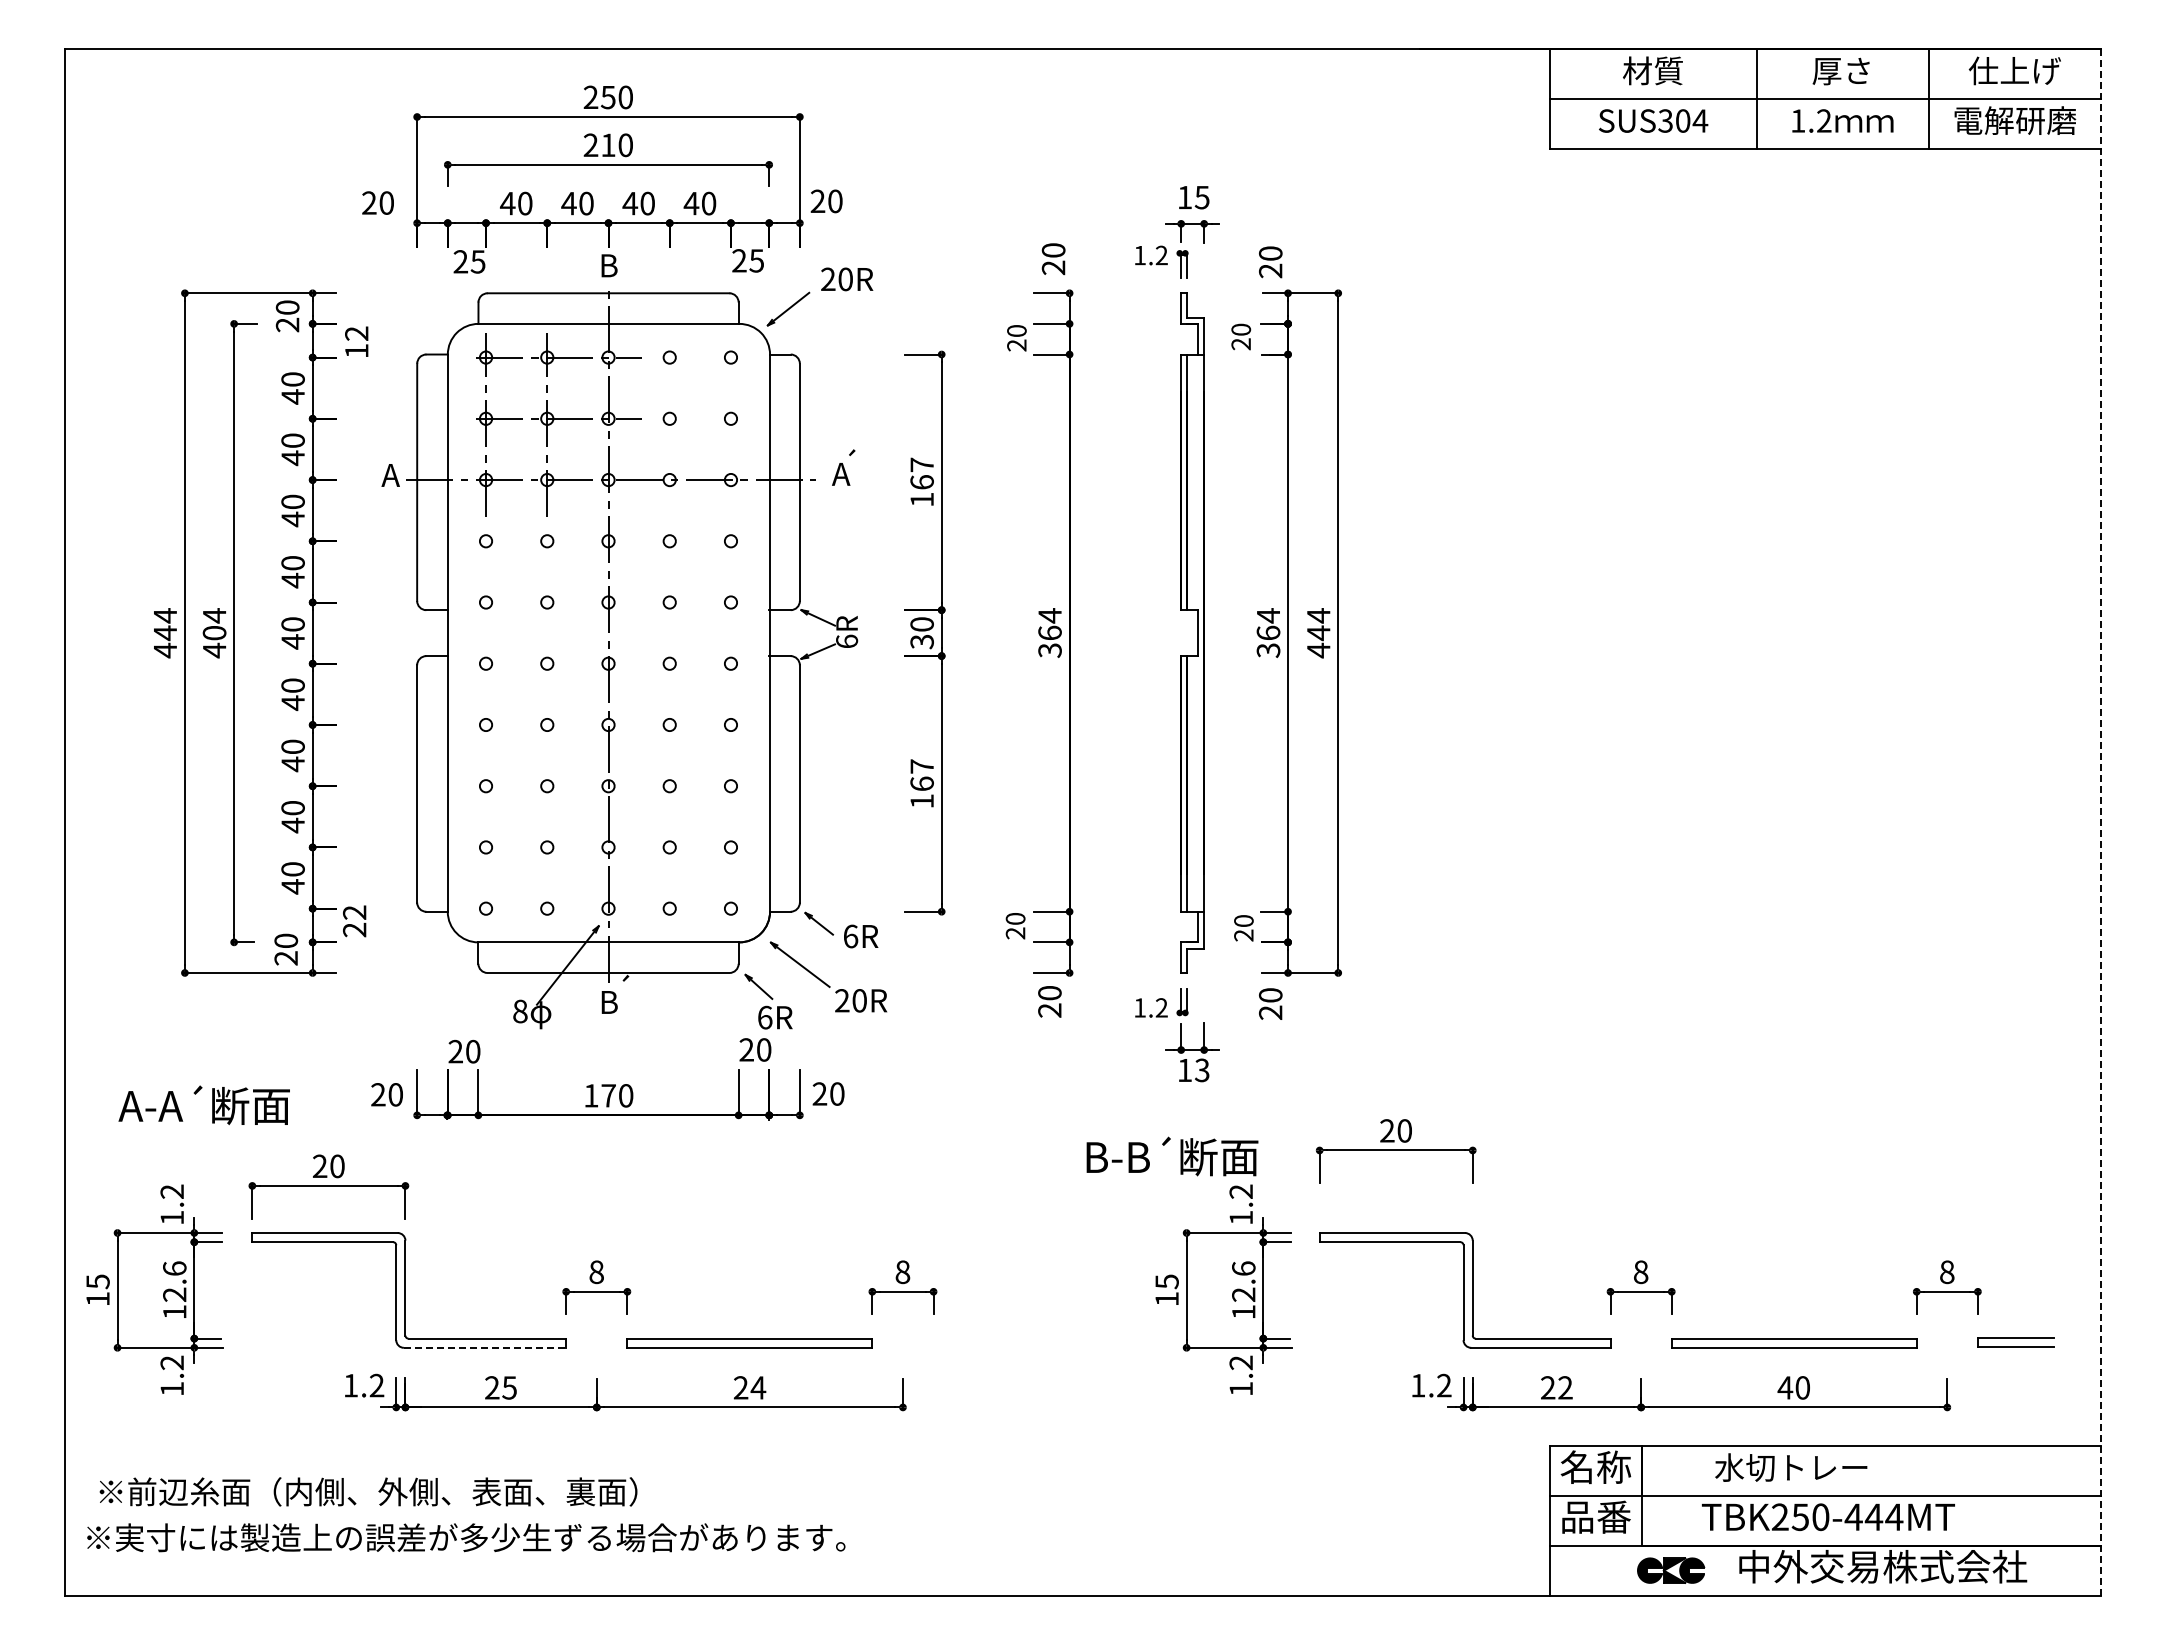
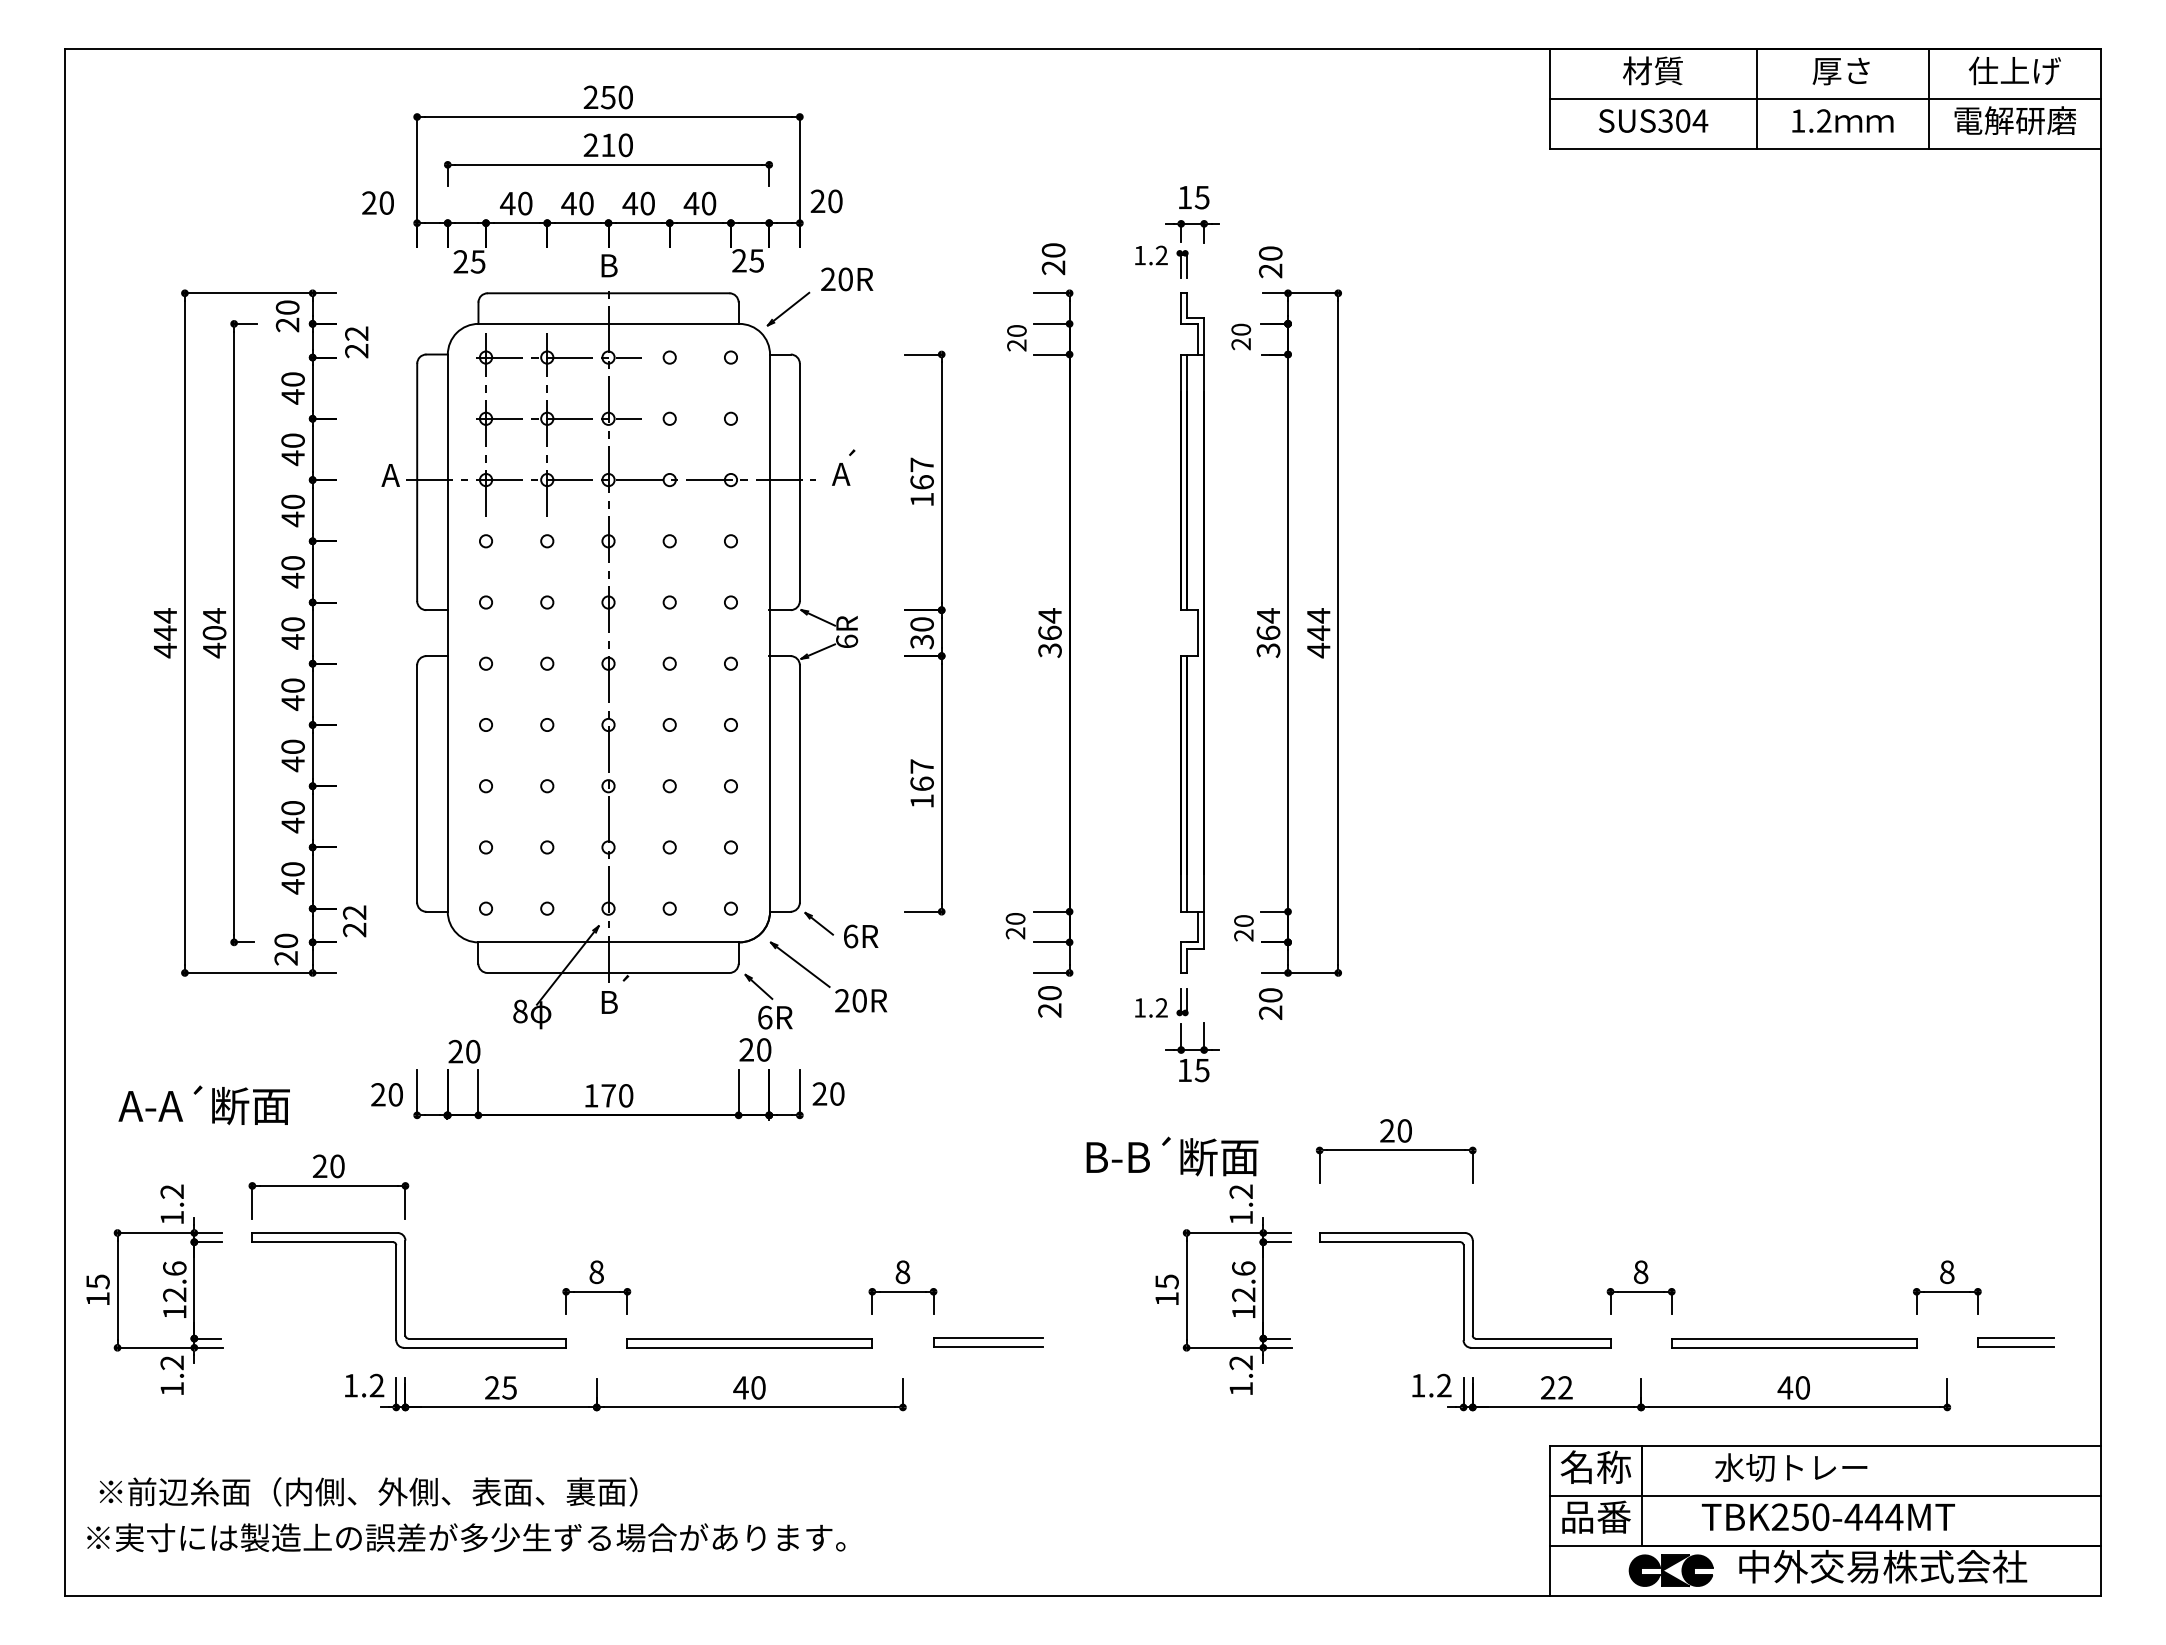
text: 12 -> 22 (356, 351)
line: dashed -> solid (2101, 822)
text: 13 -> 15 (1202, 1069)
part: none -> present (988, 1342)
line: dashed -> solid (485, 1347)
text: 24 -> 40 (749, 1387)
part size: 69x27 px -> 86x33 px (1670, 1570)
